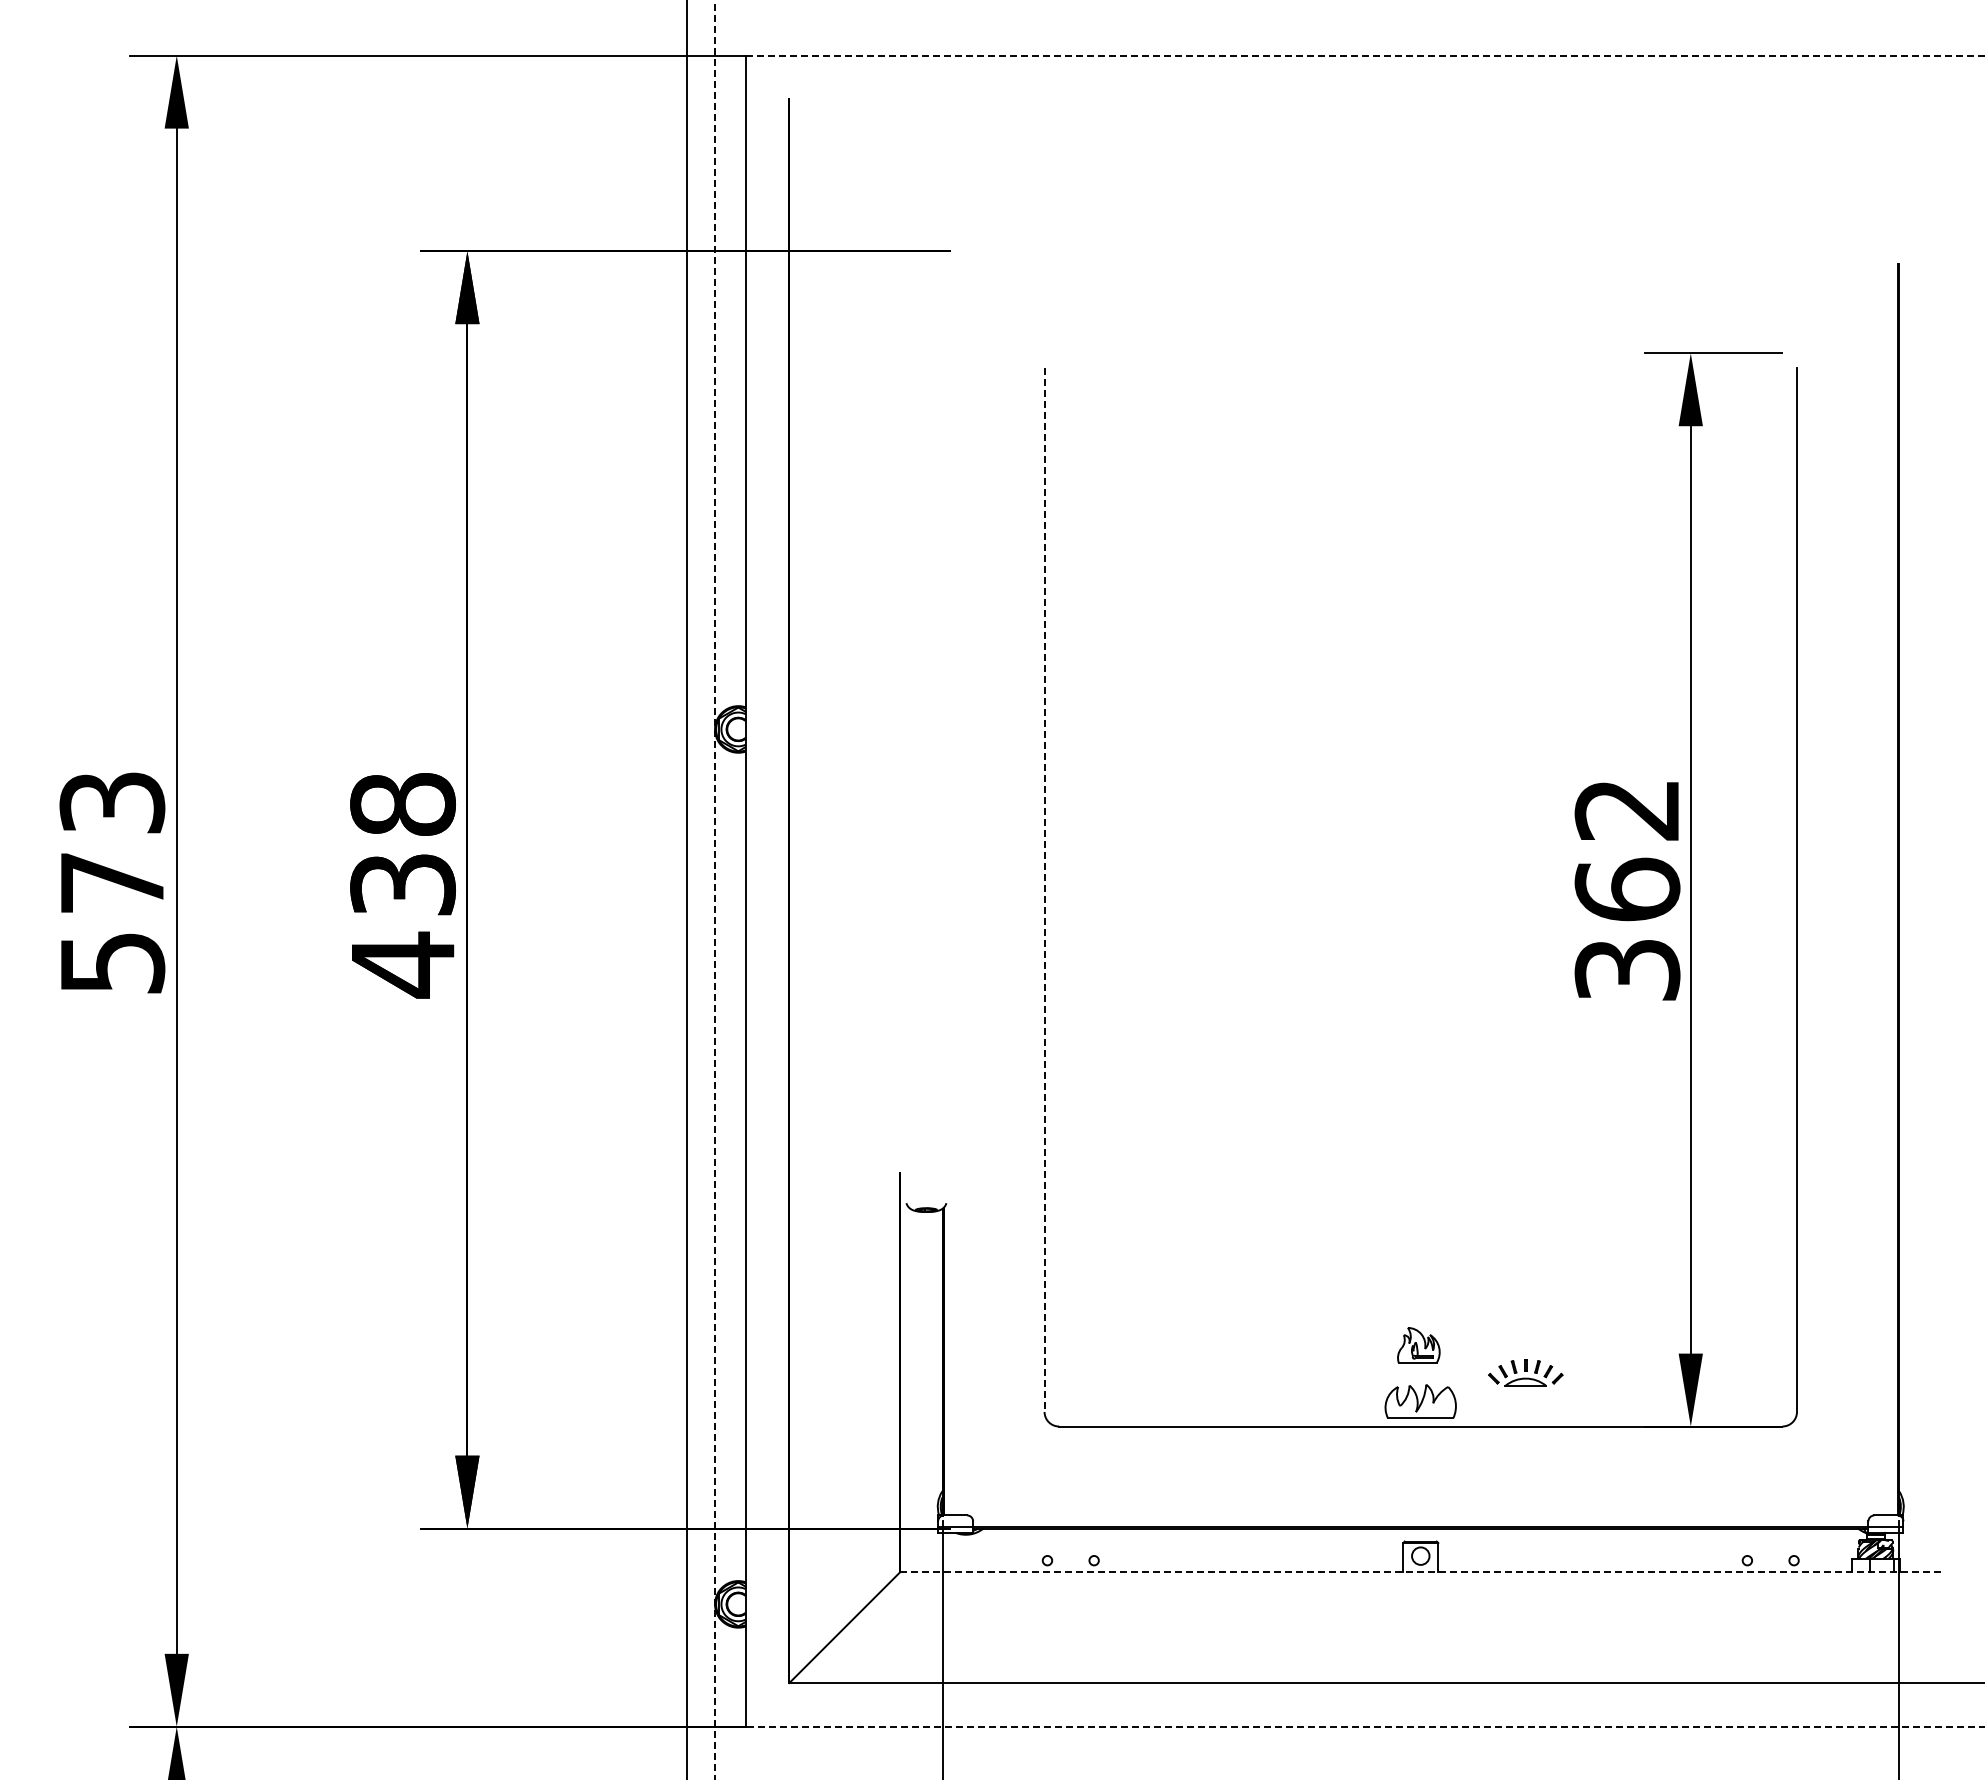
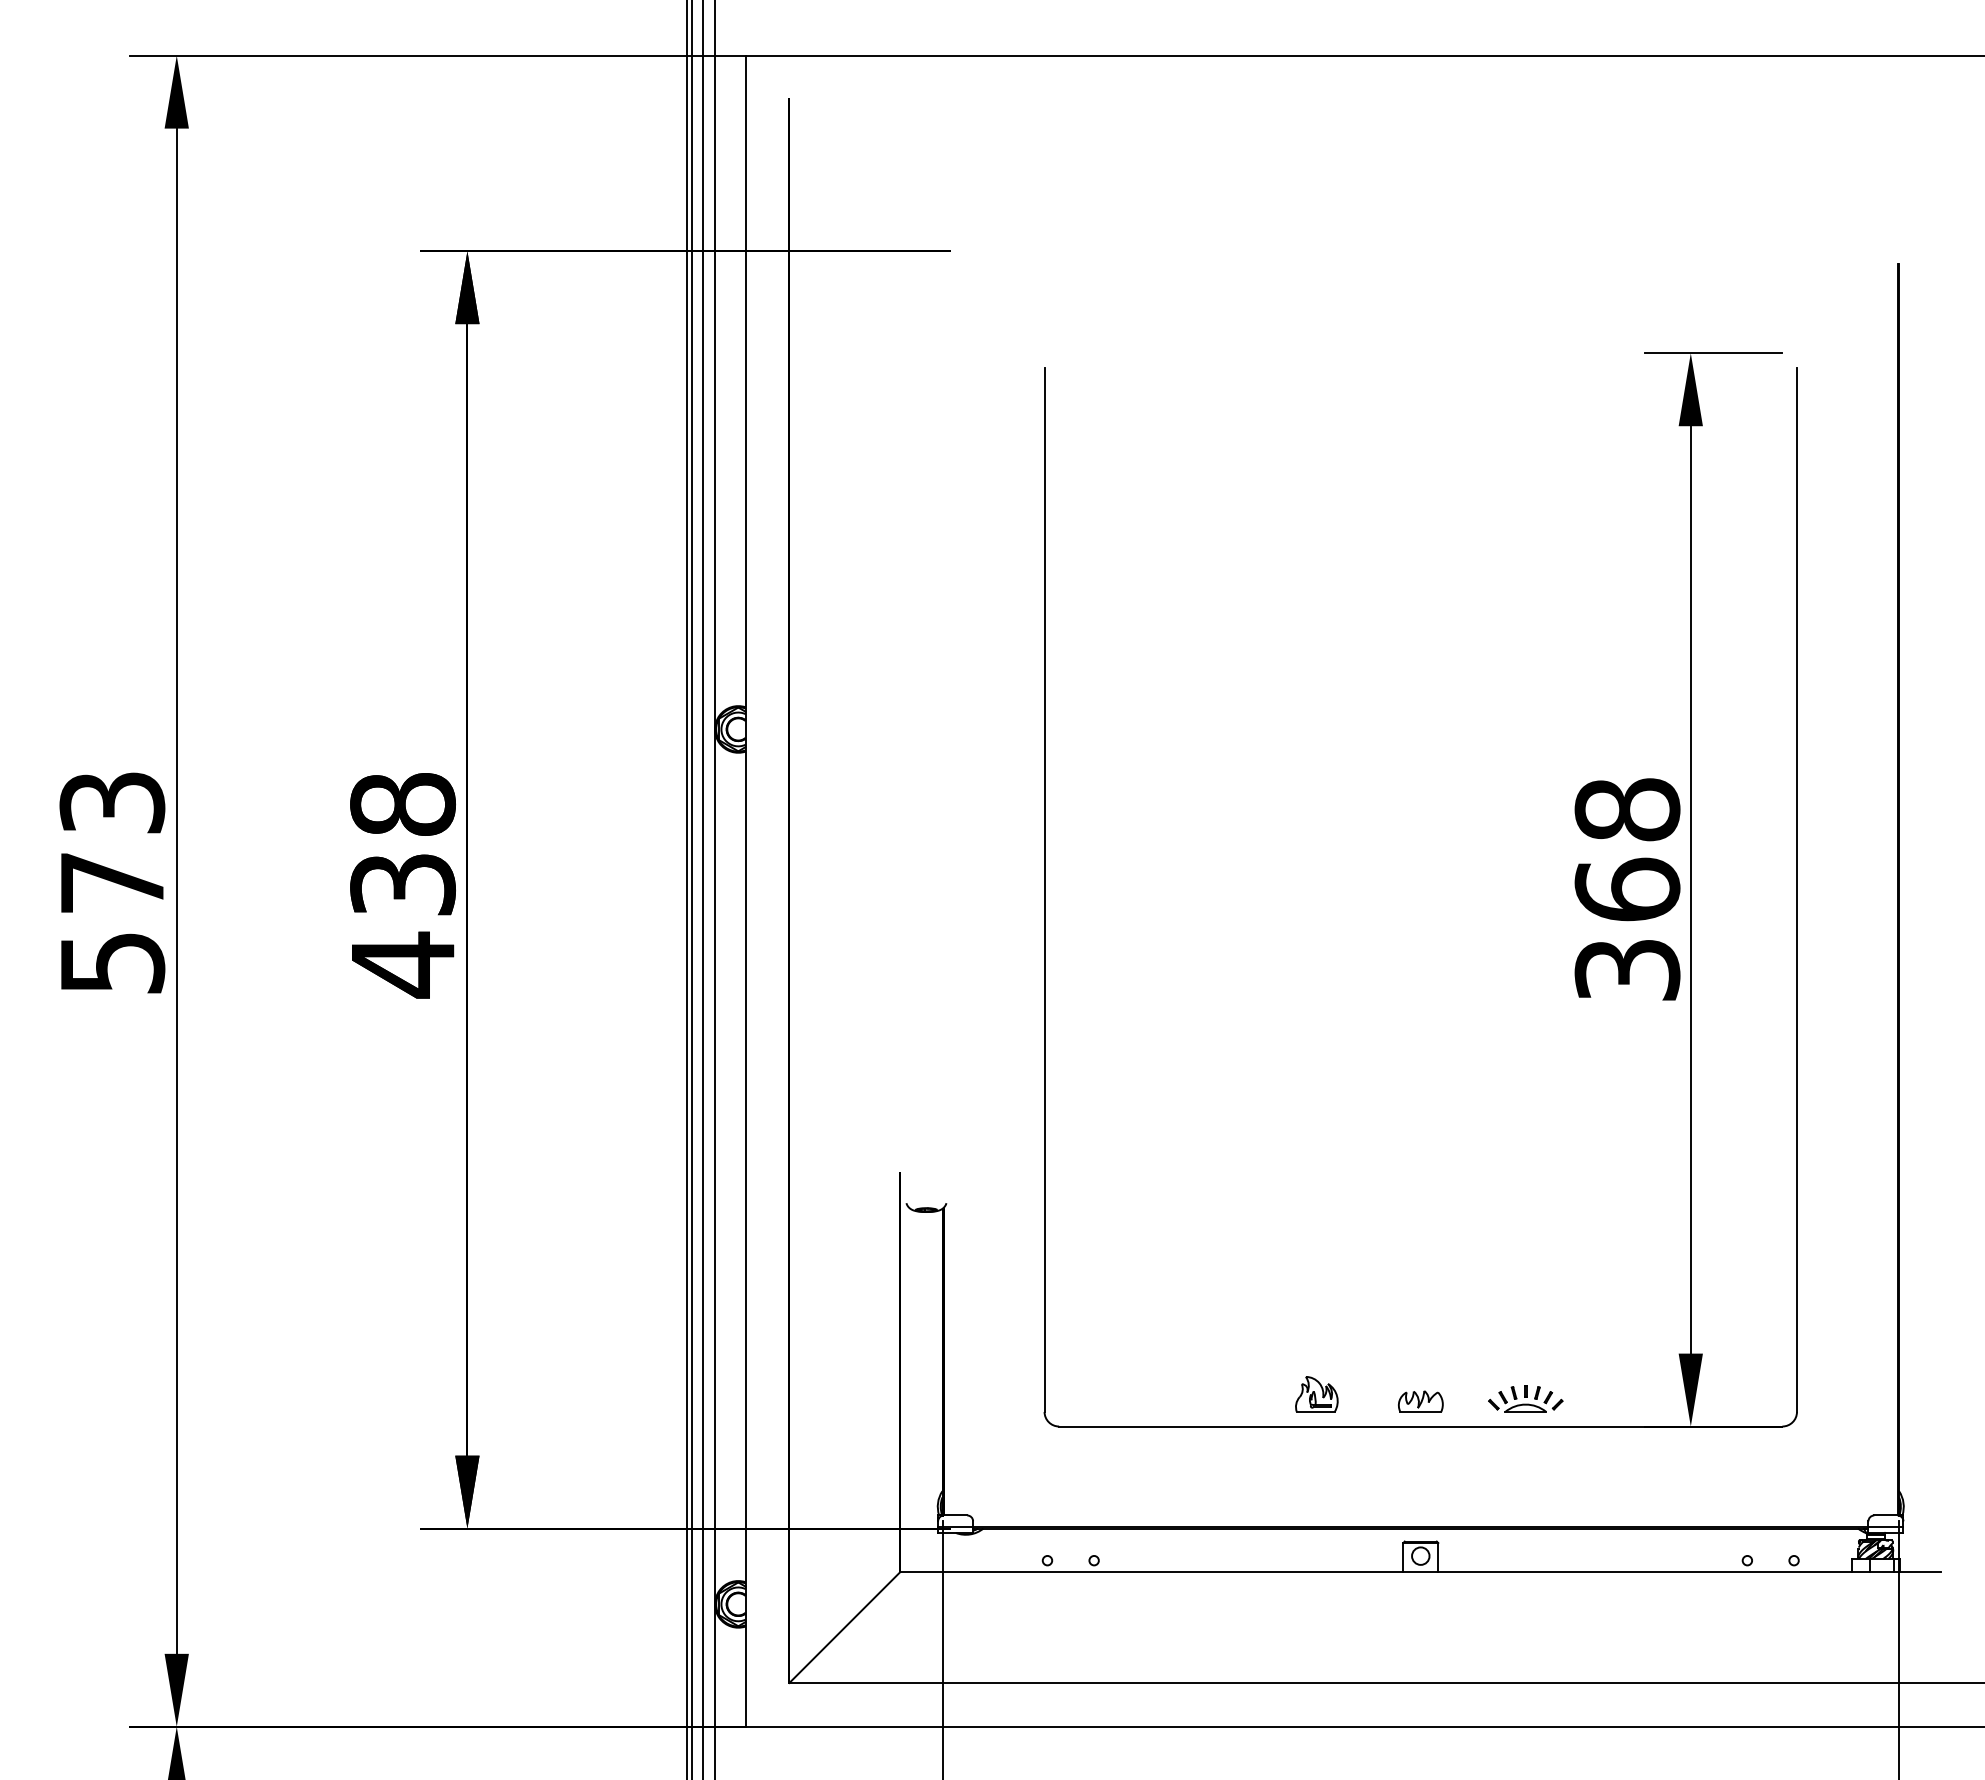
line: dashed -> solid (1365, 55)
text: 362 -> 368 (1627, 809)
line: none -> present (691, 889)
line: none -> present (703, 889)
line: dashed -> solid (715, 889)
line: dashed -> solid (1044, 890)
part position: (1418, 1345) -> (1316, 1394) (1316, 1394)
part position: (1525, 1372) -> (1525, 1398) (1525, 1398)
part size: 73x35 px -> 46x23 px (1420, 1401)
line: dashed -> solid (1420, 1572)
line: dashed -> solid (1365, 1726)
